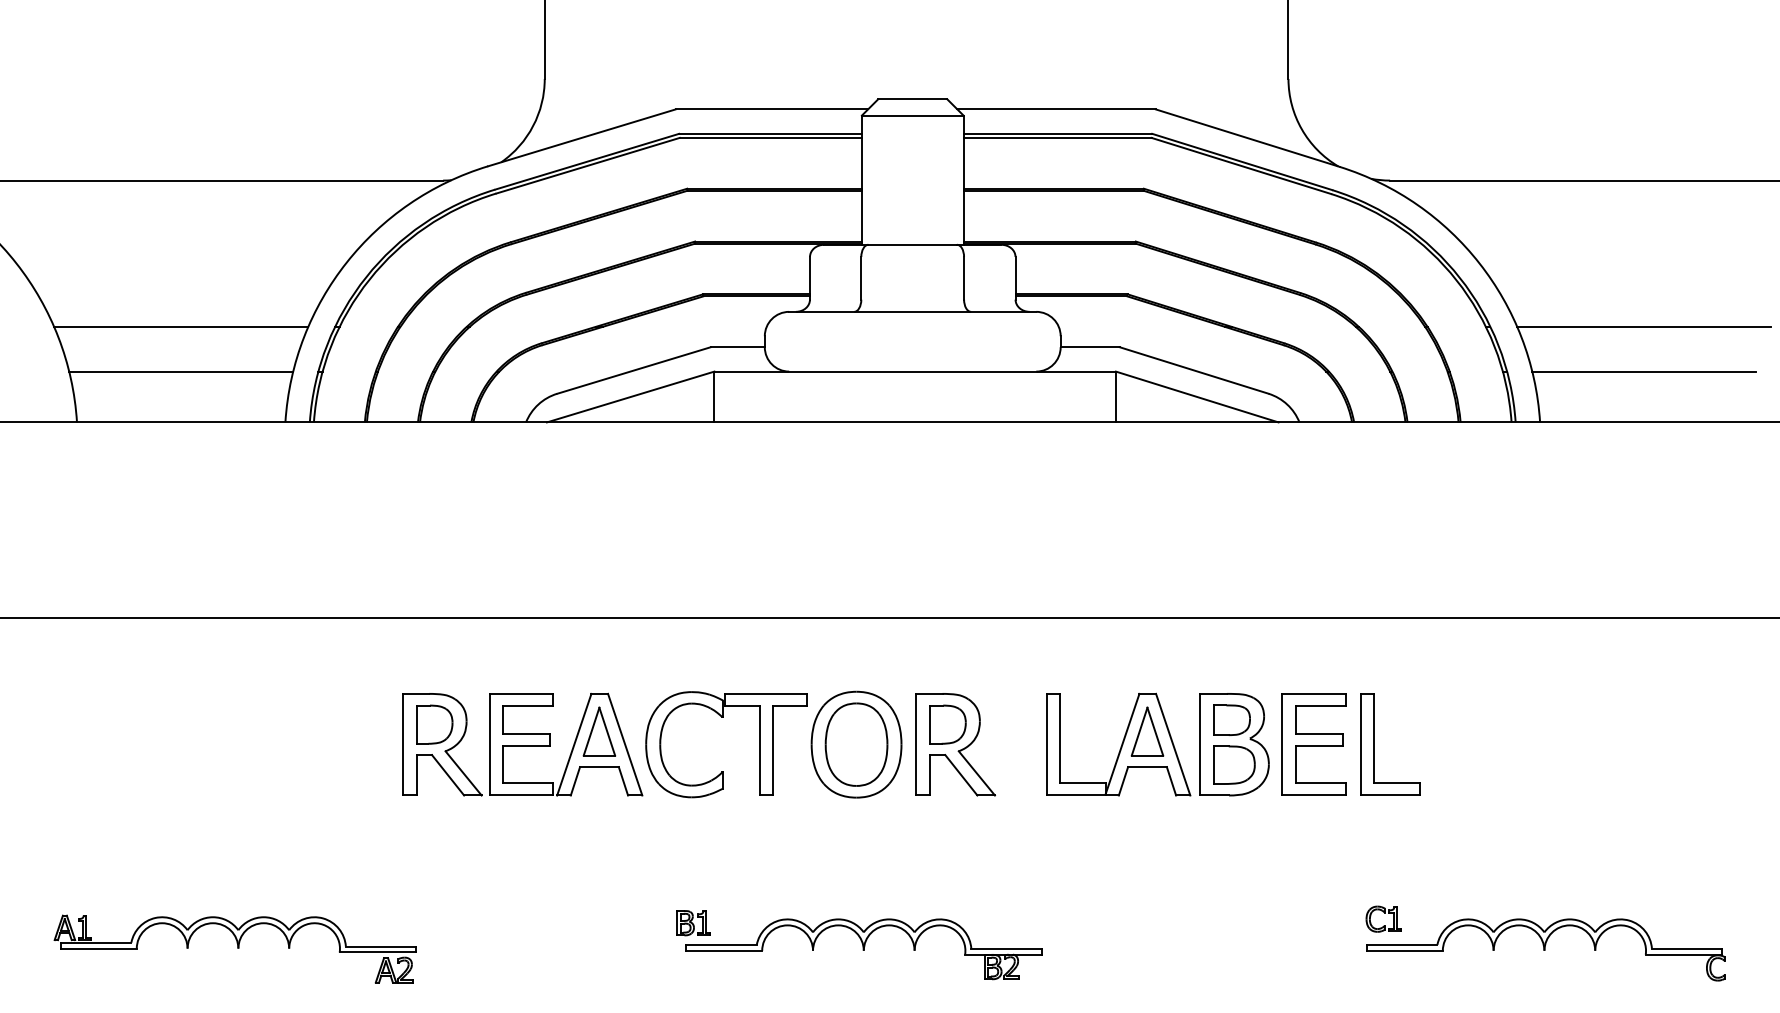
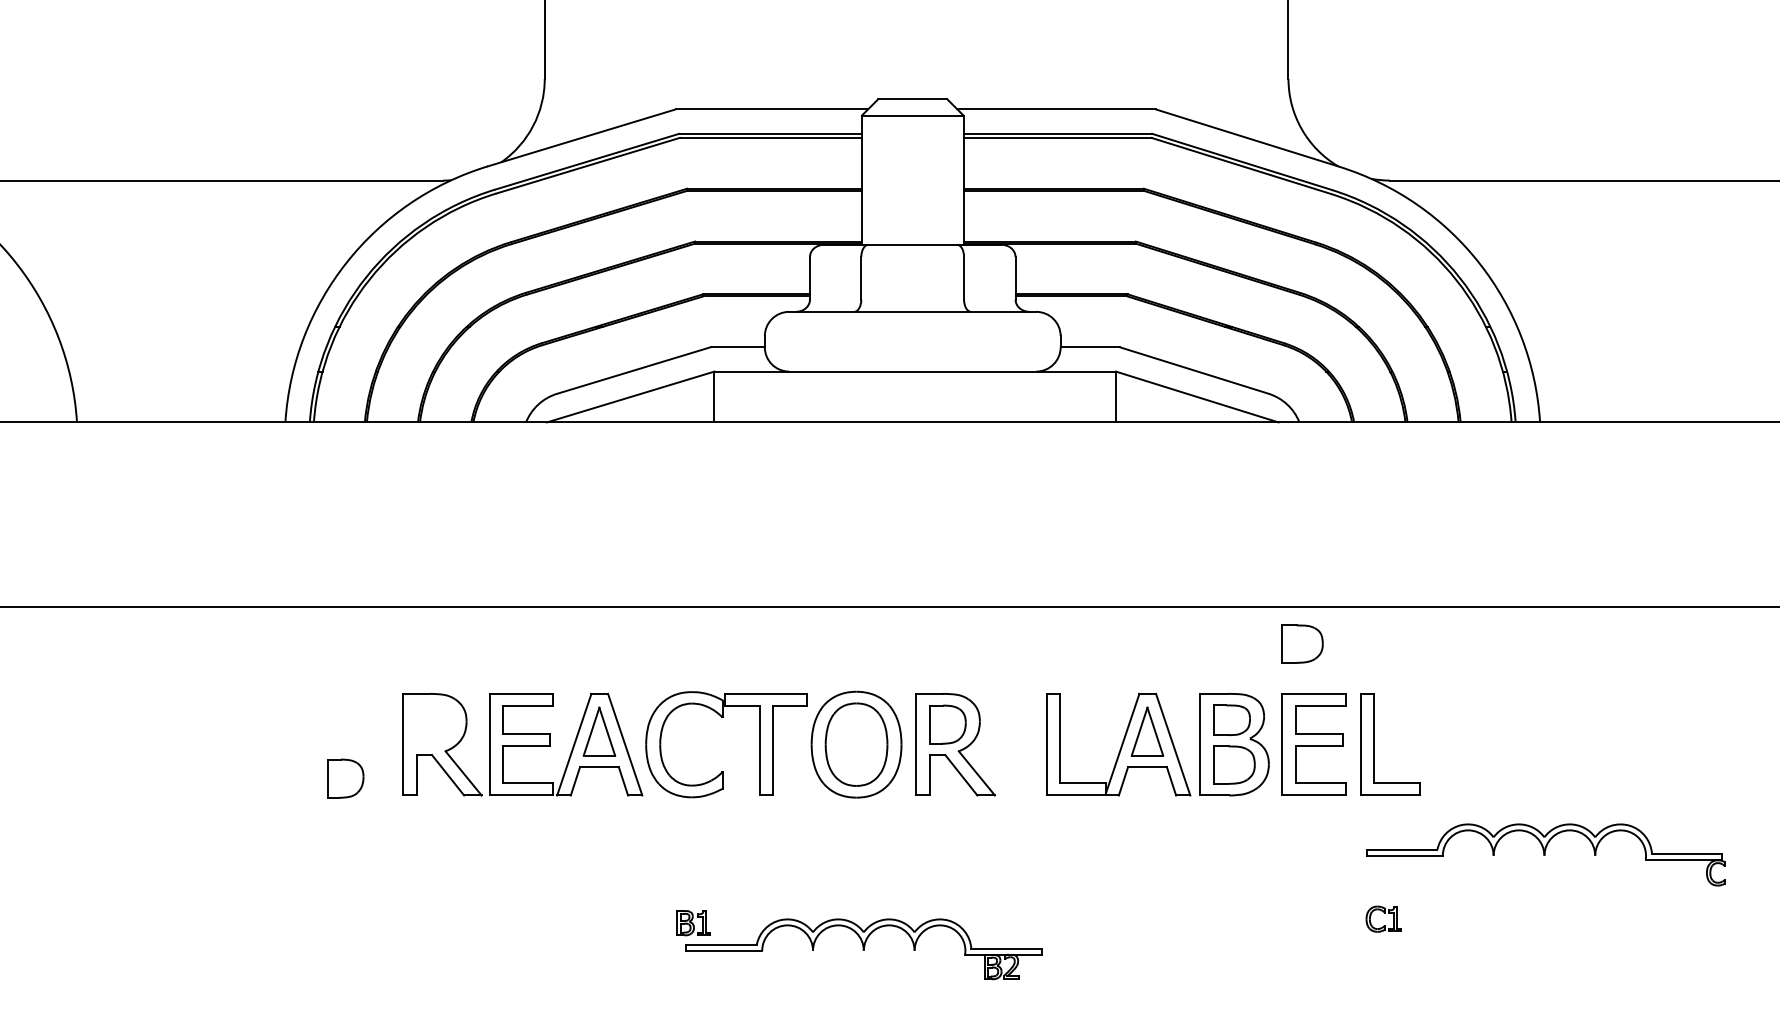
line: present -> none (181, 326)
line: present -> none (1644, 326)
line: present -> none (181, 371)
line: present -> none (1644, 371)
line position: (889, 618) -> (889, 607) (889, 607)
part: none -> present (1302, 643)
part position: (434, 724) -> (345, 778) (345, 778)
part: present -> none (234, 948)
part position: (1545, 949) -> (1545, 854) (1545, 854)
